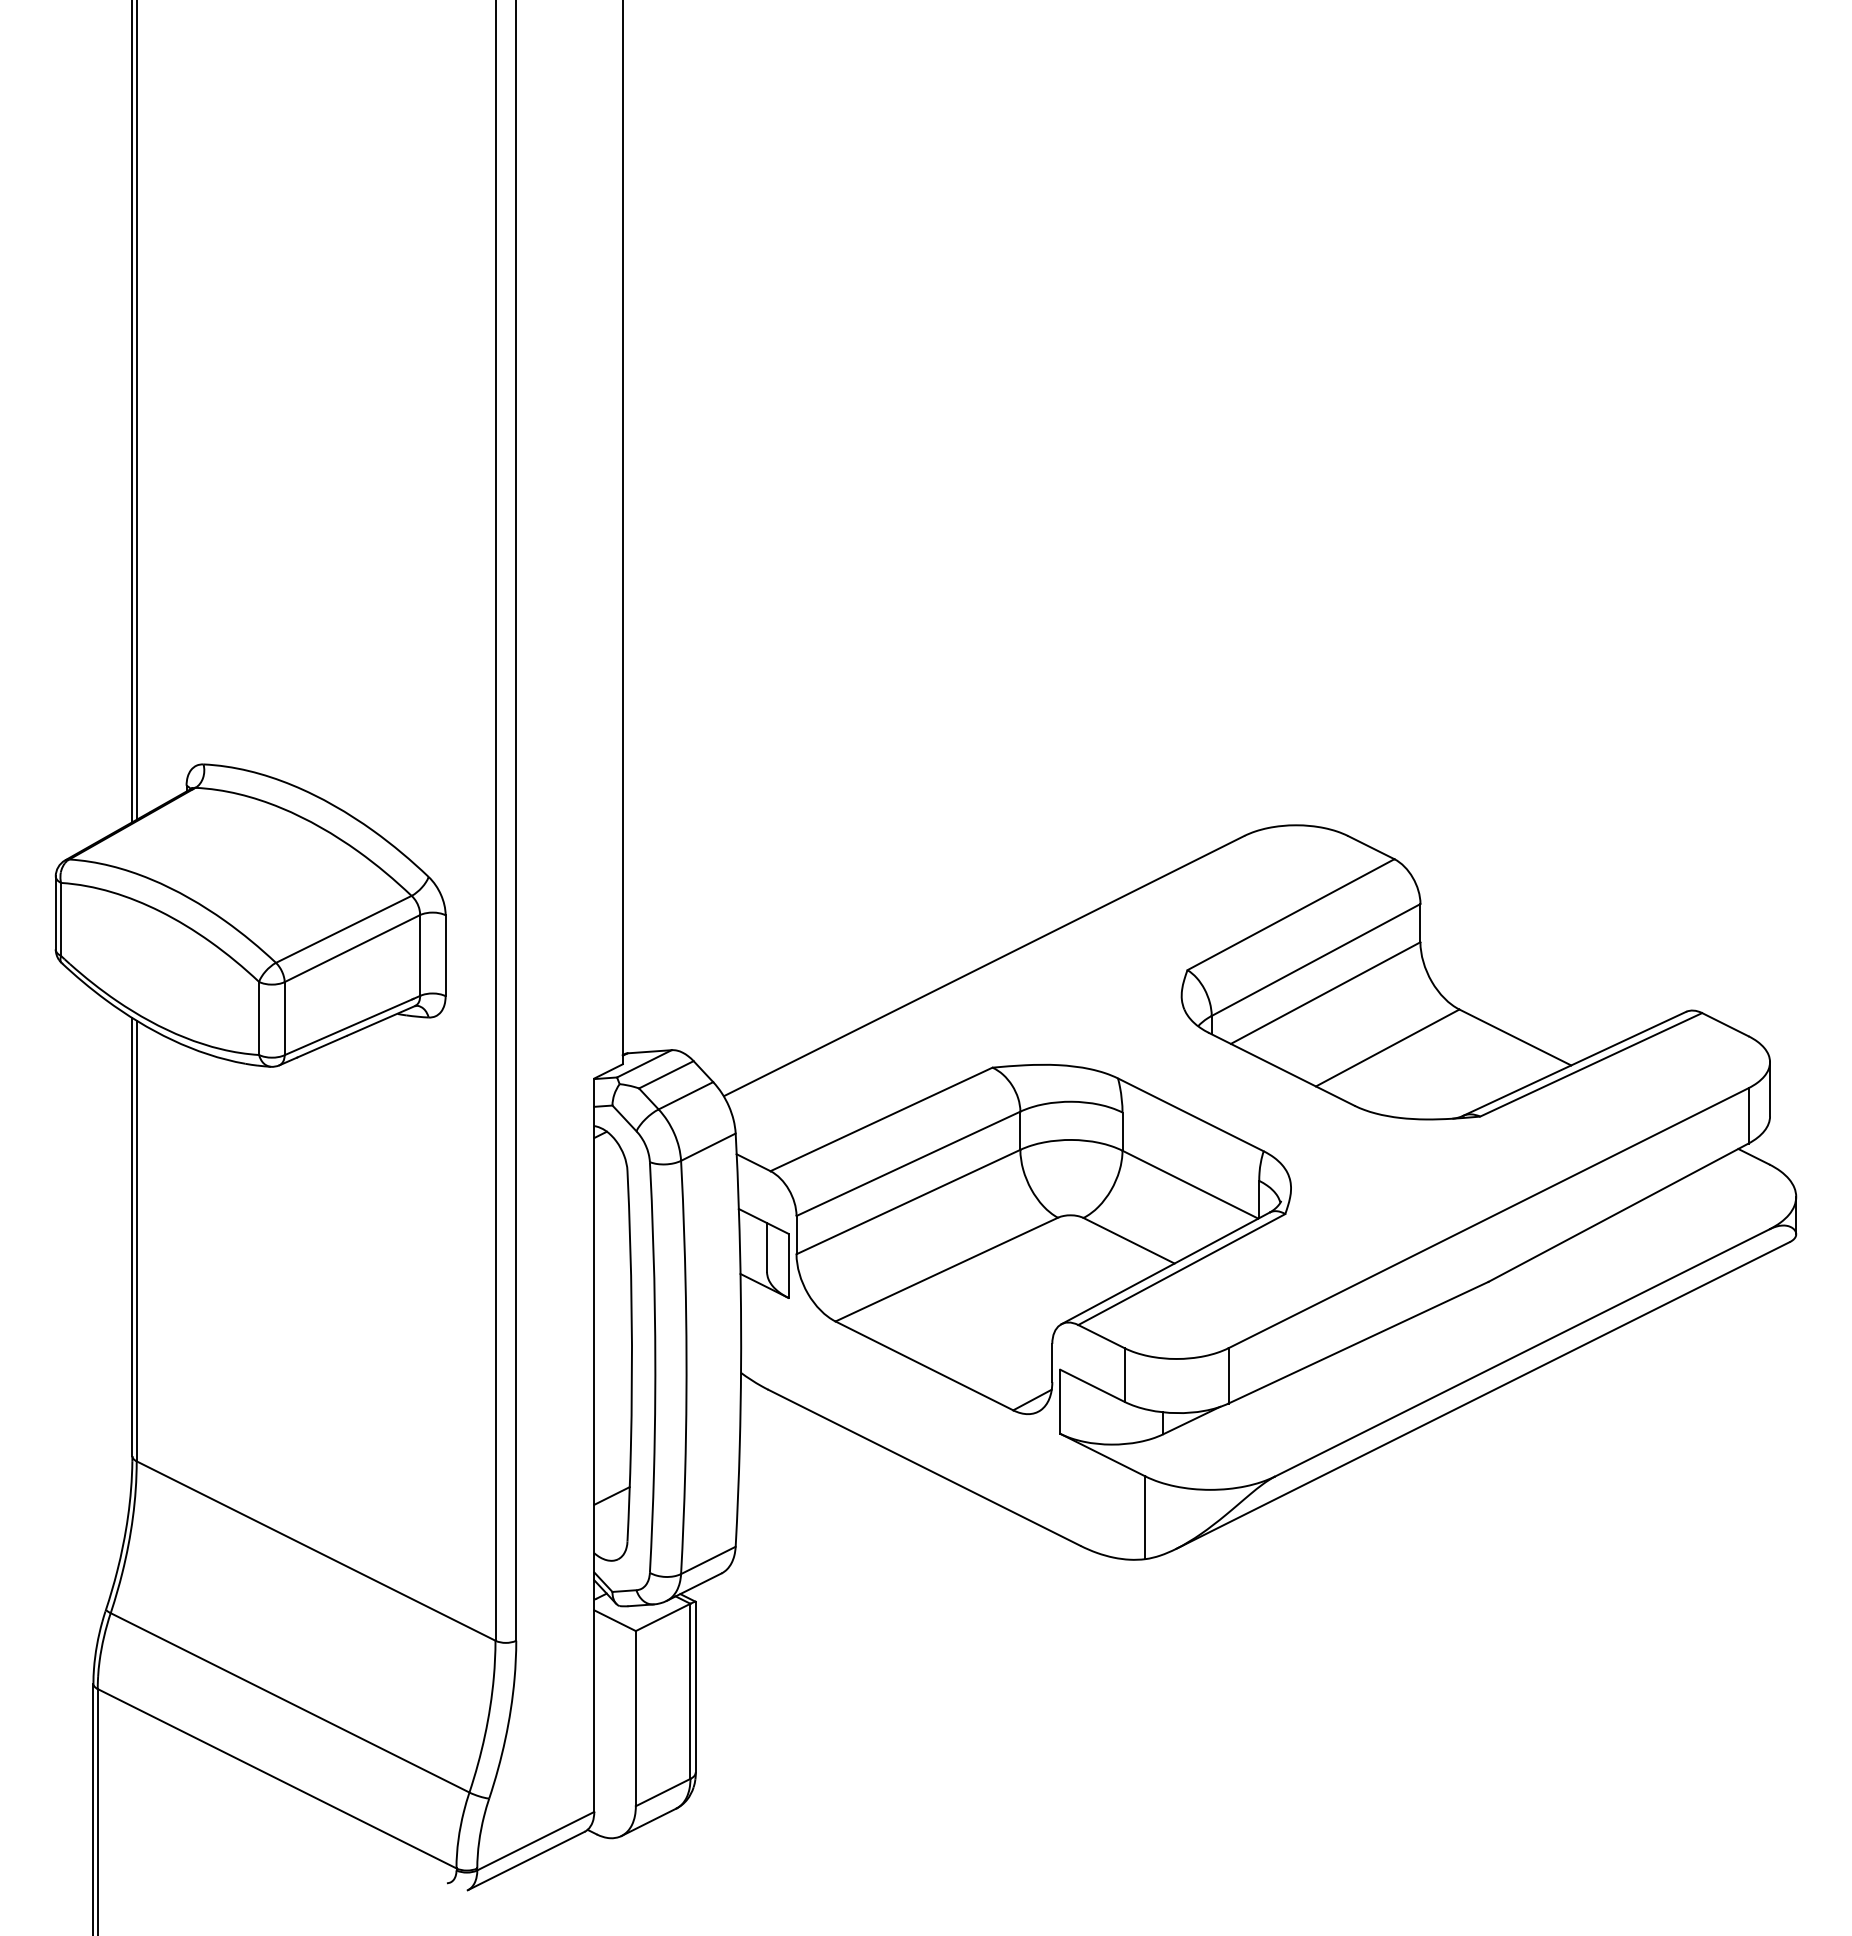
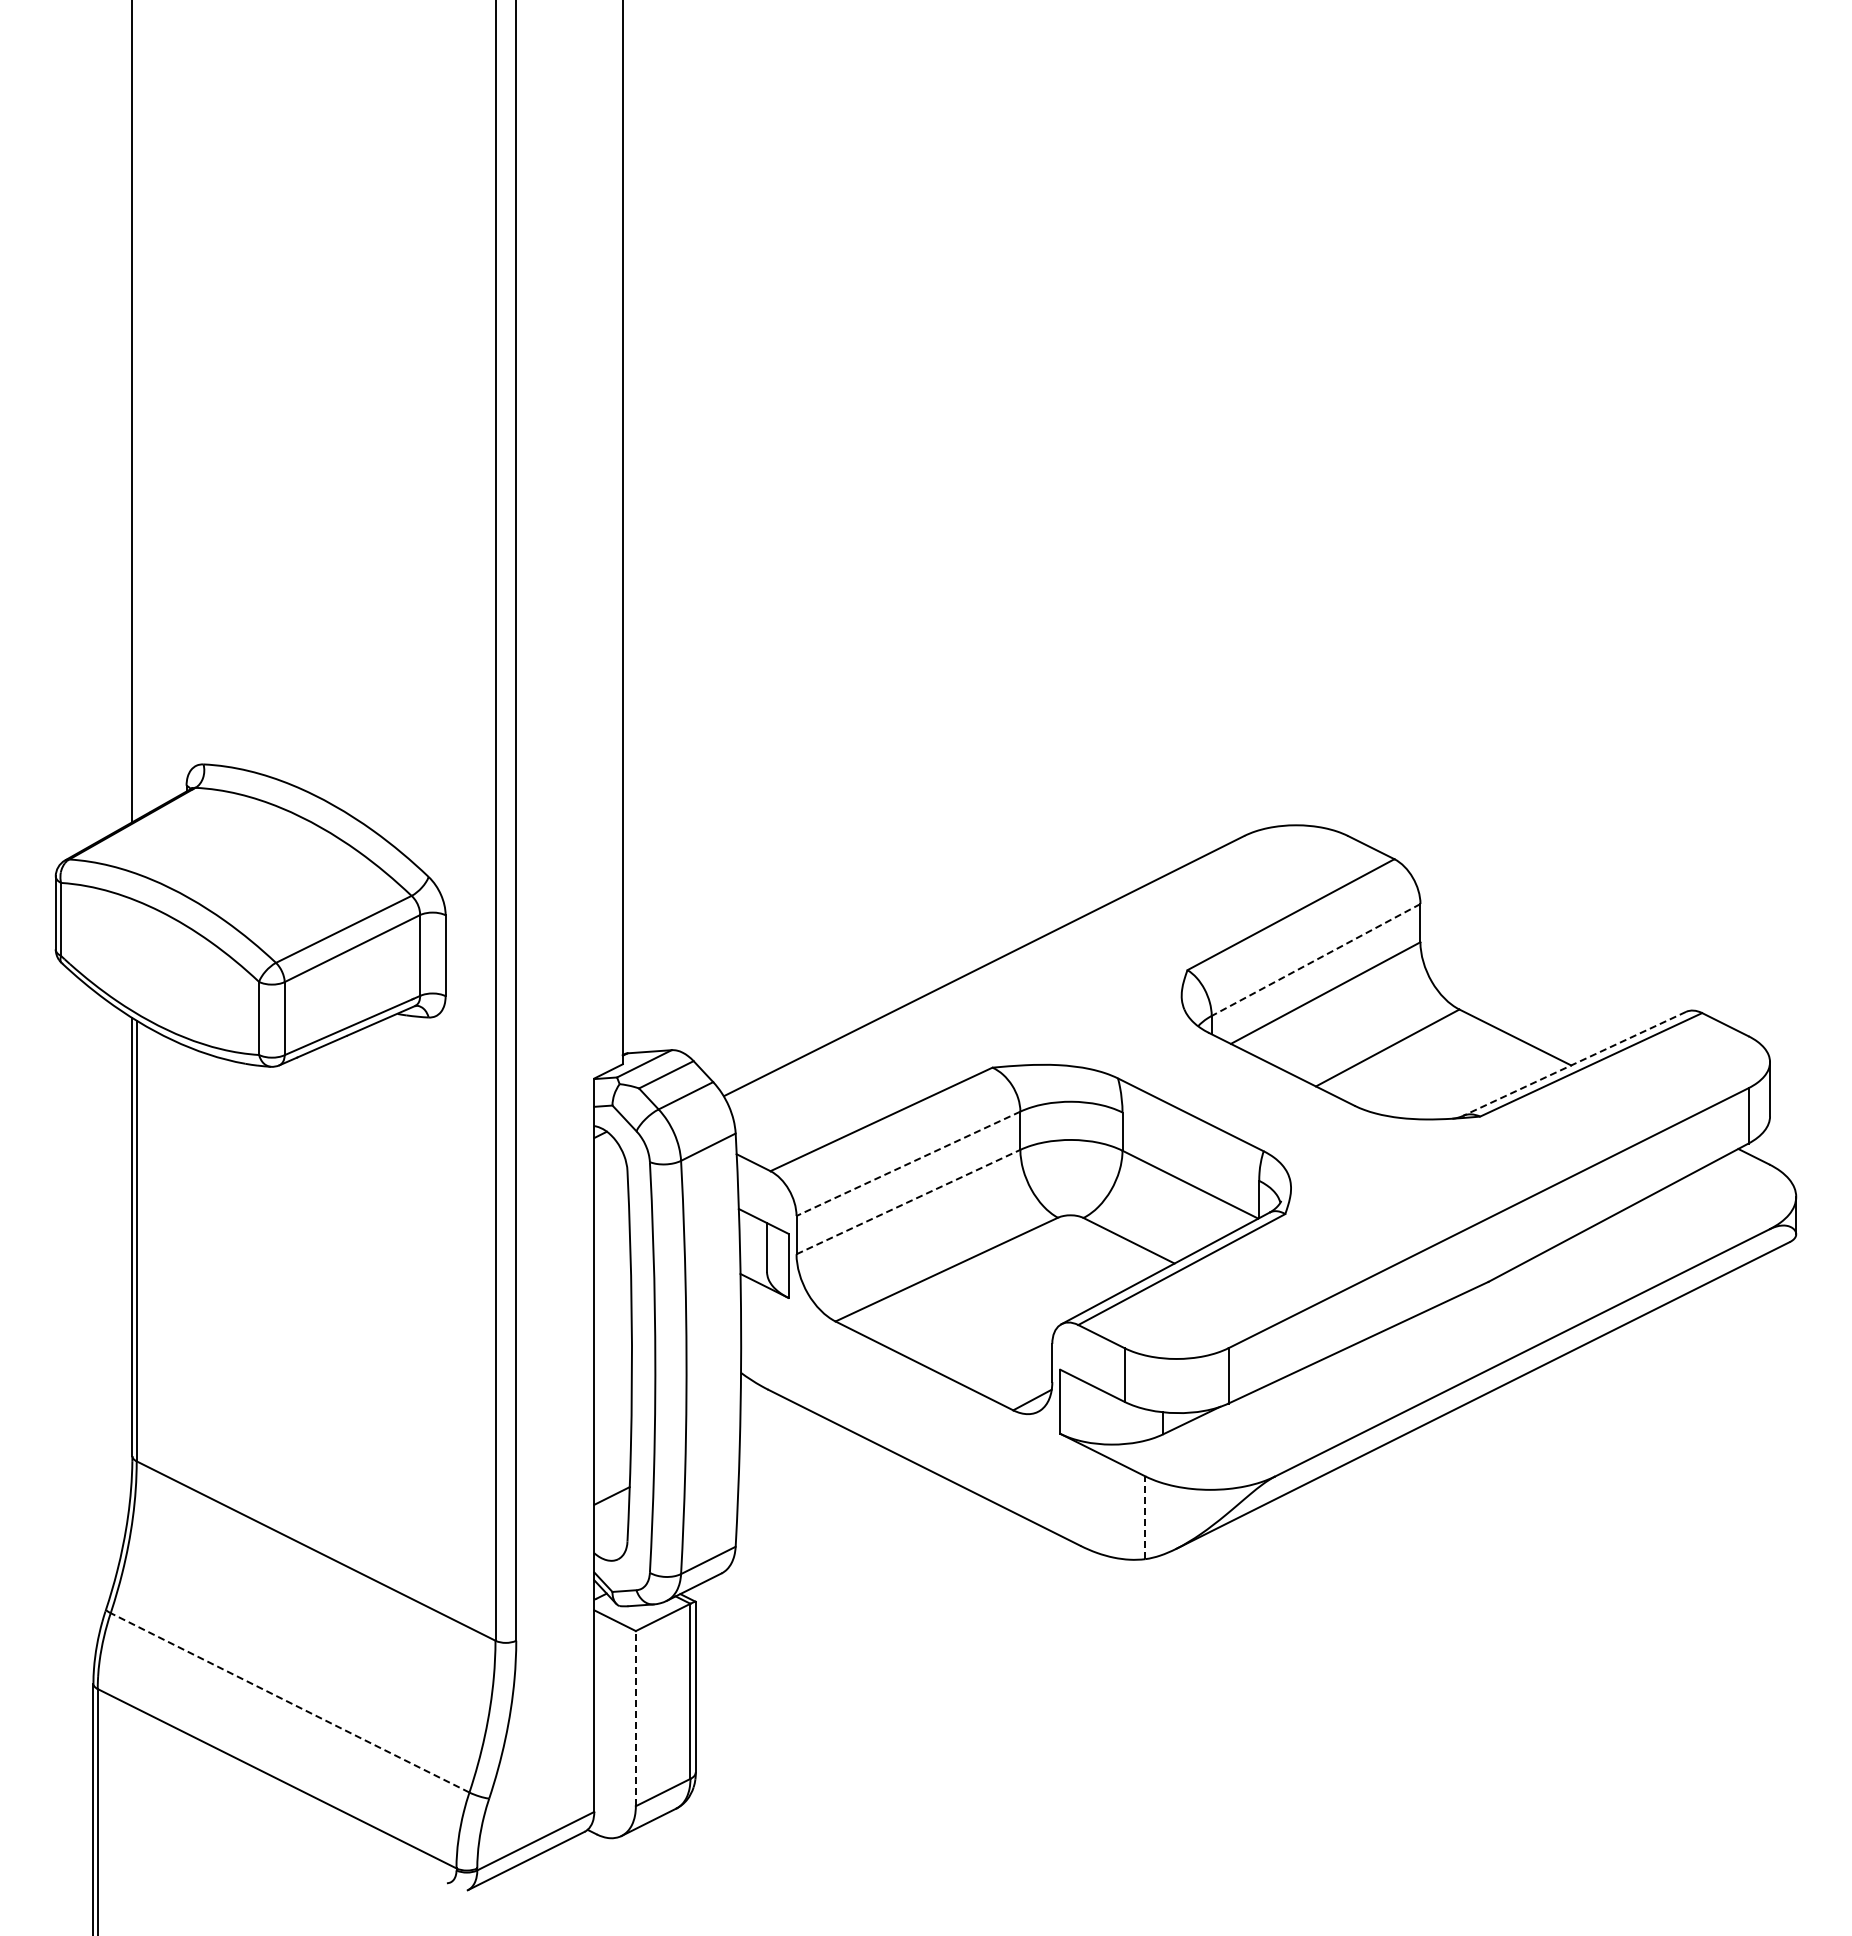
line: present -> none (136, 410)
line: solid -> dashed (1315, 960)
line: solid -> dashed (1574, 1064)
line: solid -> dashed (908, 1164)
line: solid -> dashed (908, 1201)
line: solid -> dashed (1145, 1517)
line: solid -> dashed (290, 1702)
line: solid -> dashed (635, 1718)
